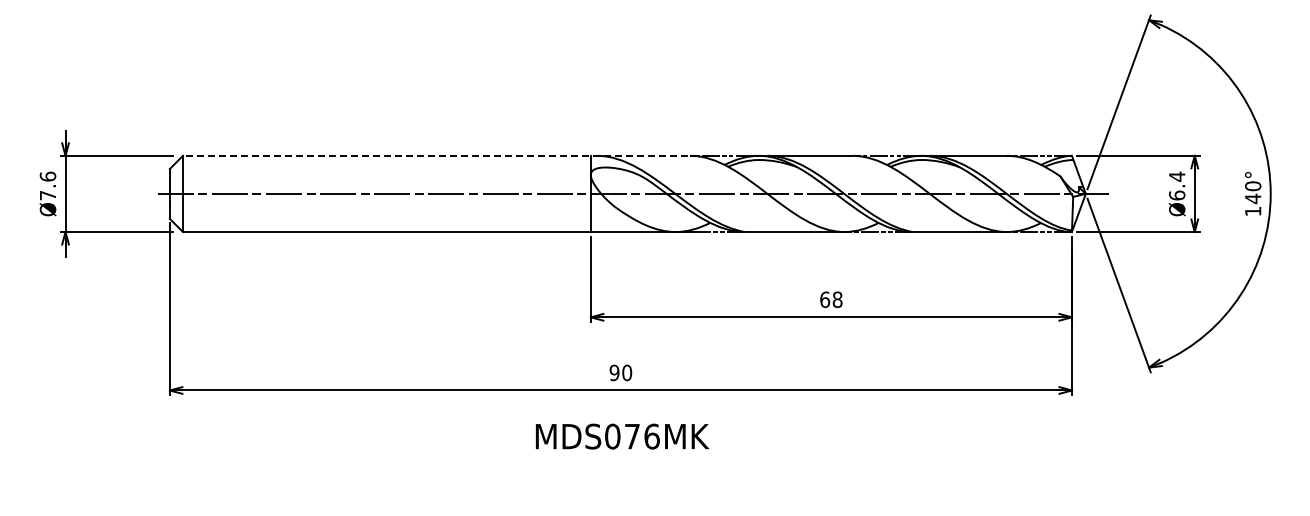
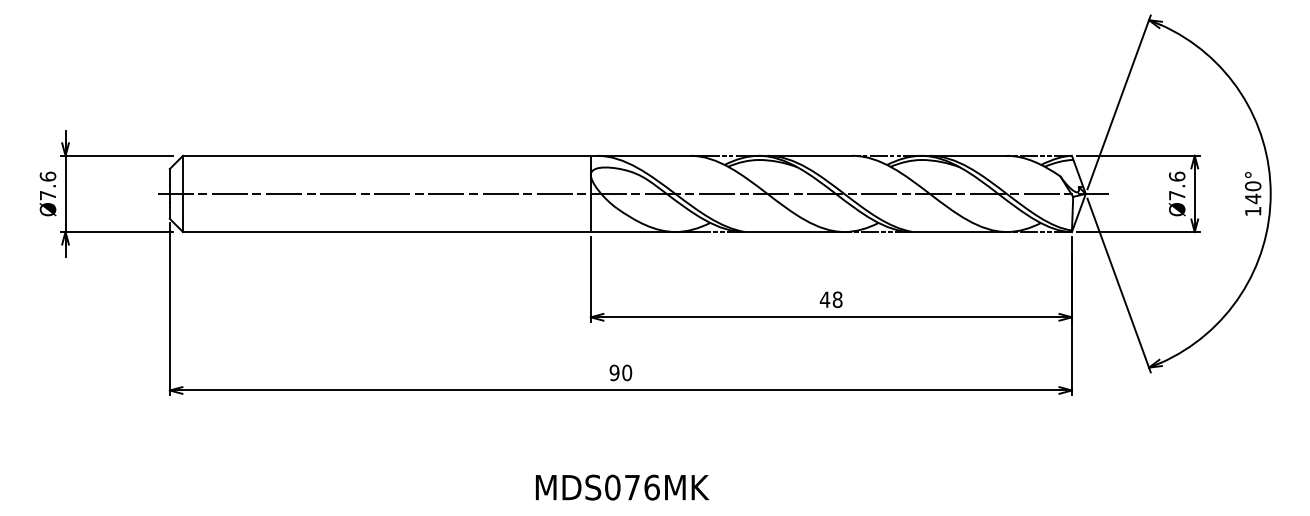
line: dashed -> solid (445, 155)
text: Ø6.4 -> Ø7.6 (1177, 185)
text: 68 -> 48 (824, 299)
text position: (622, 436) -> (622, 487) (622, 487)
